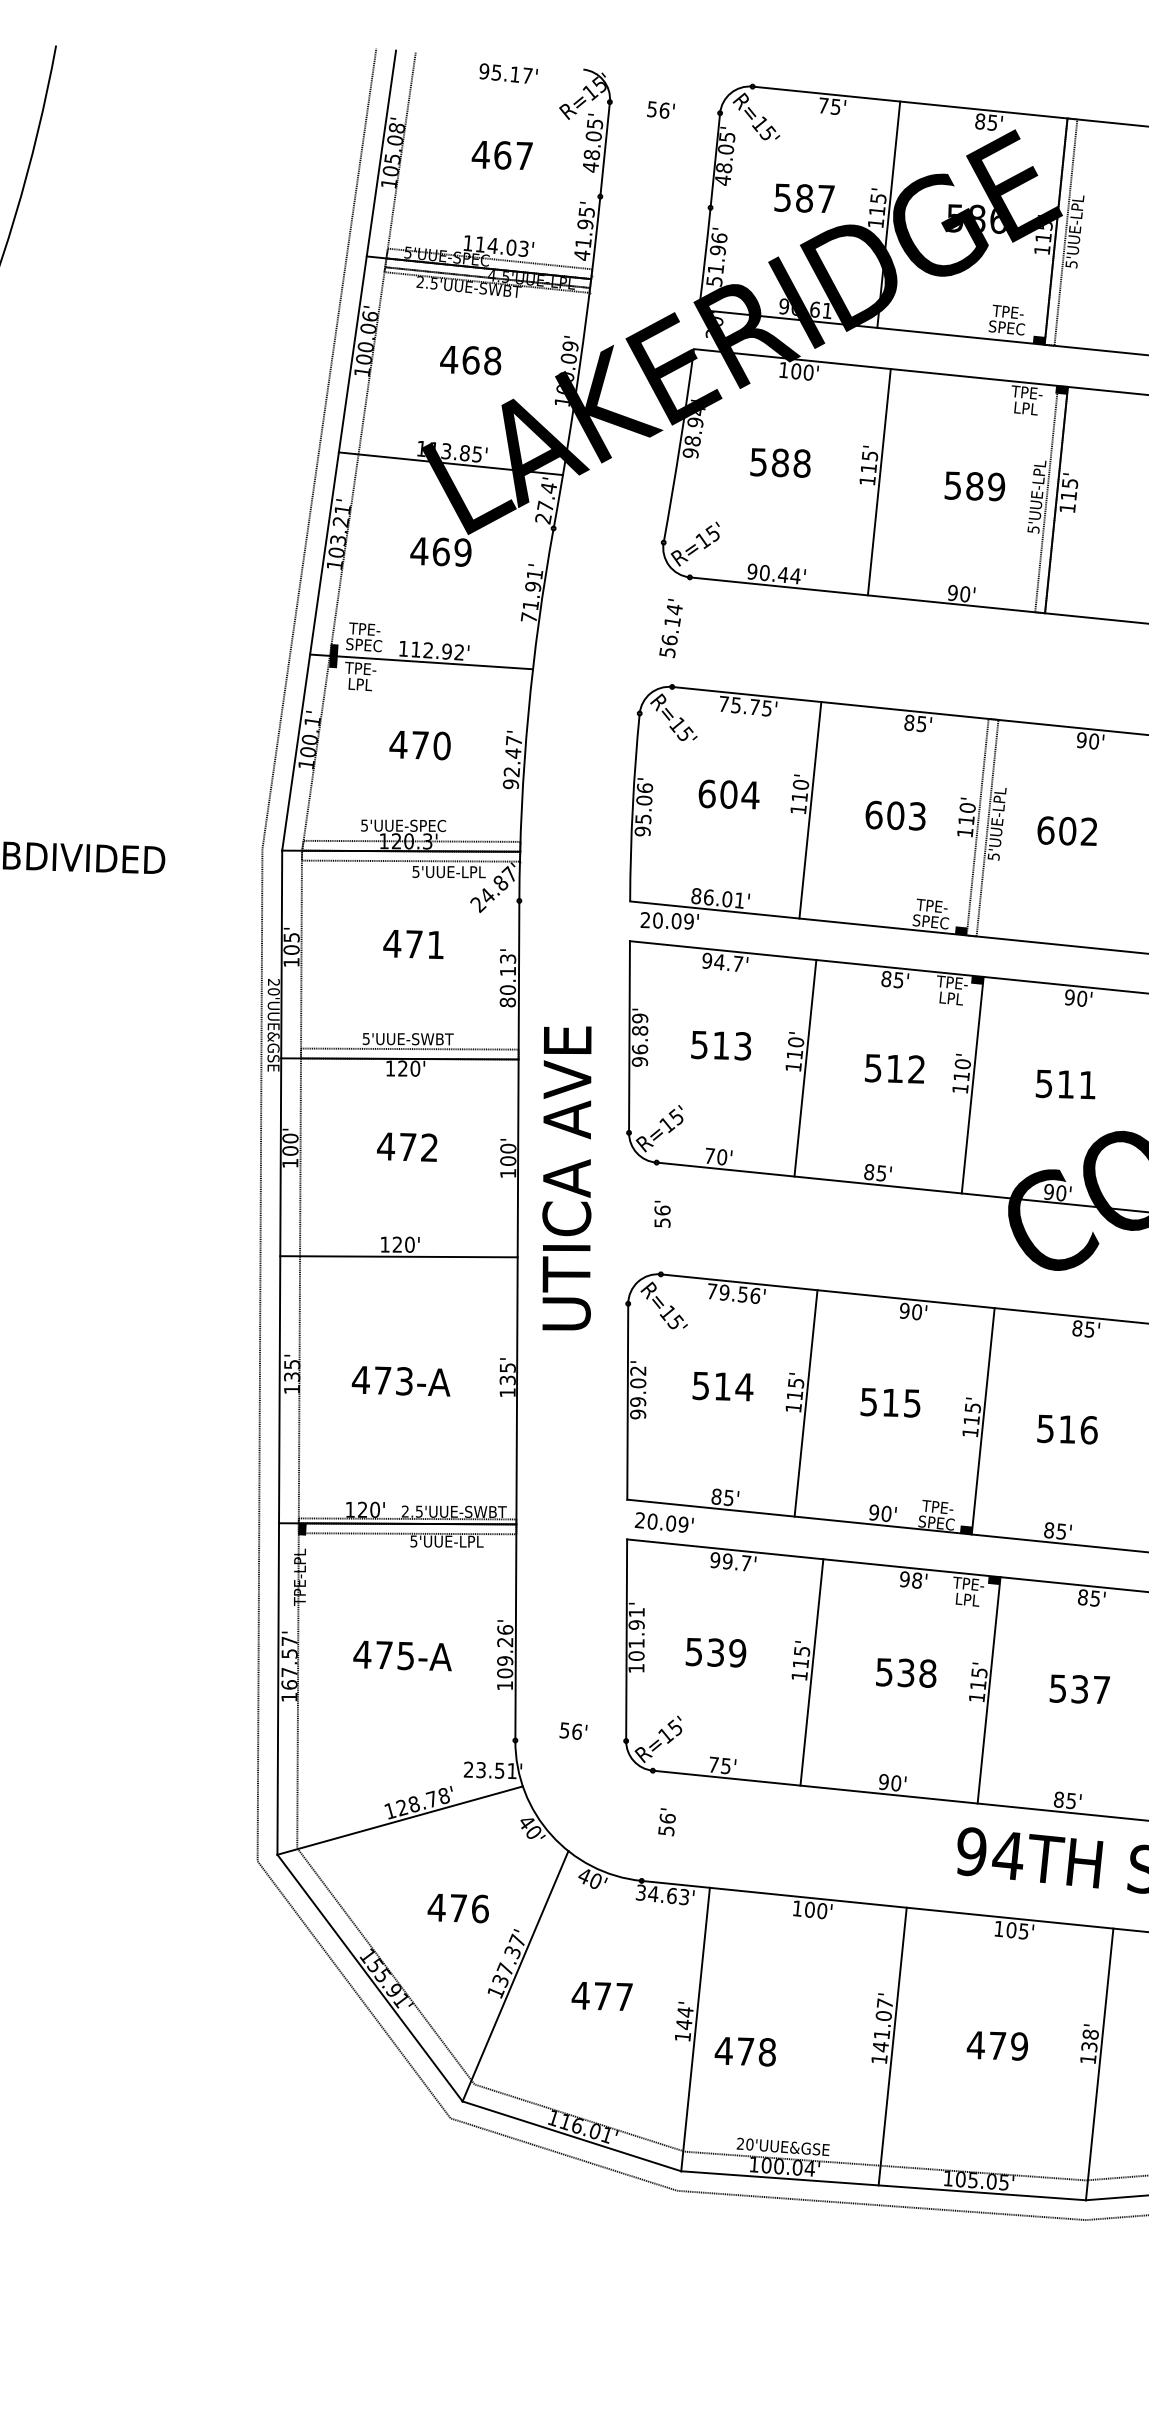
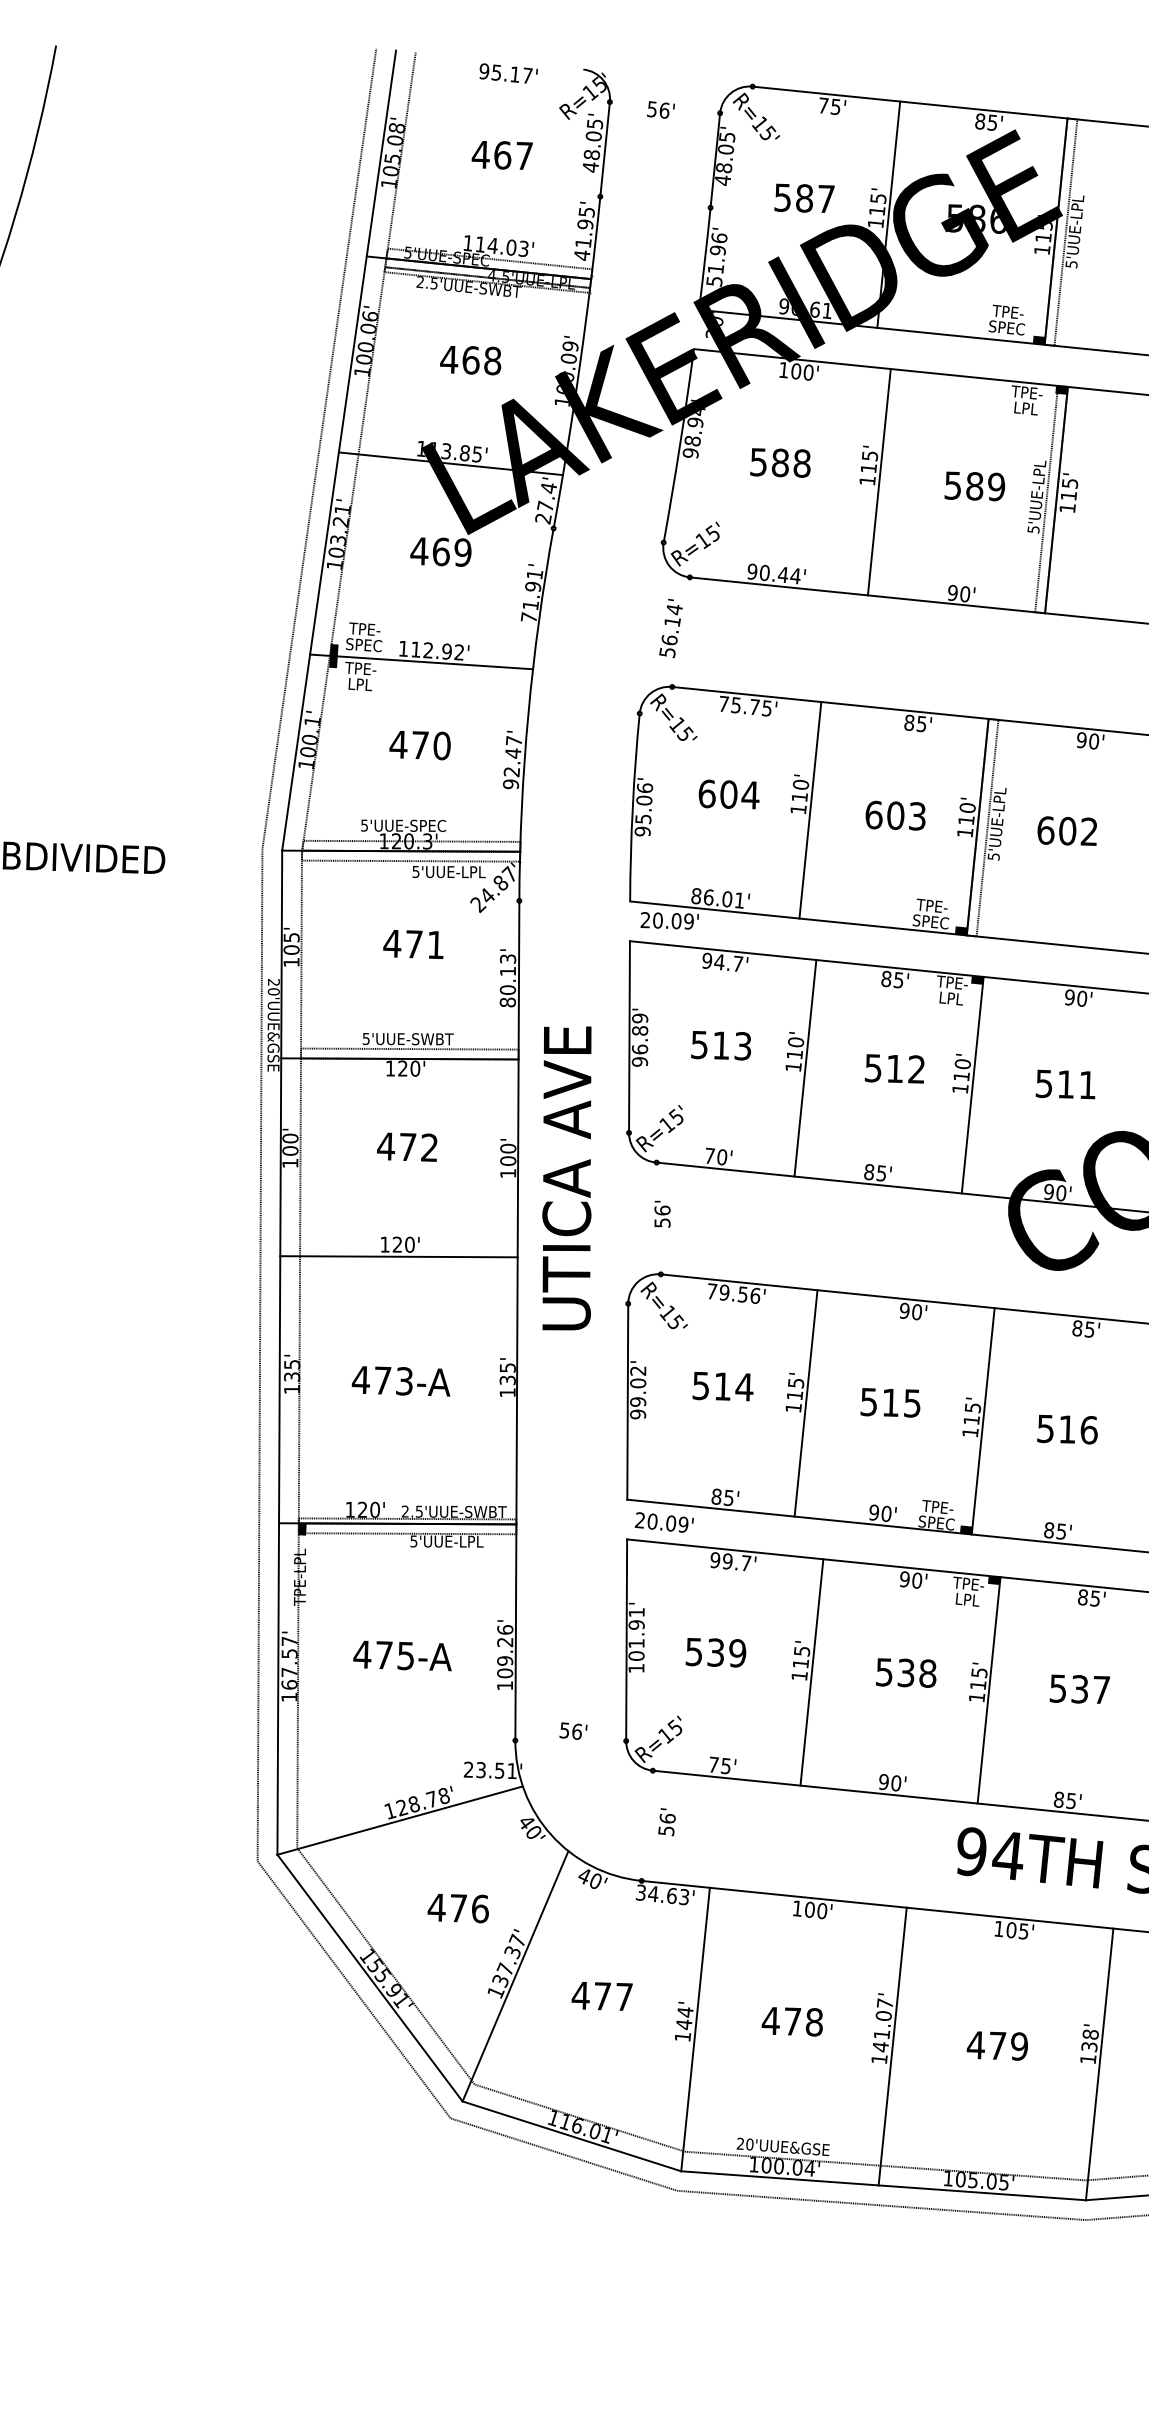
line: none -> present (977, 826)
text: 98' -> 90' (917, 1580)
text position: (744, 2051) -> (791, 2021) (791, 2021)
